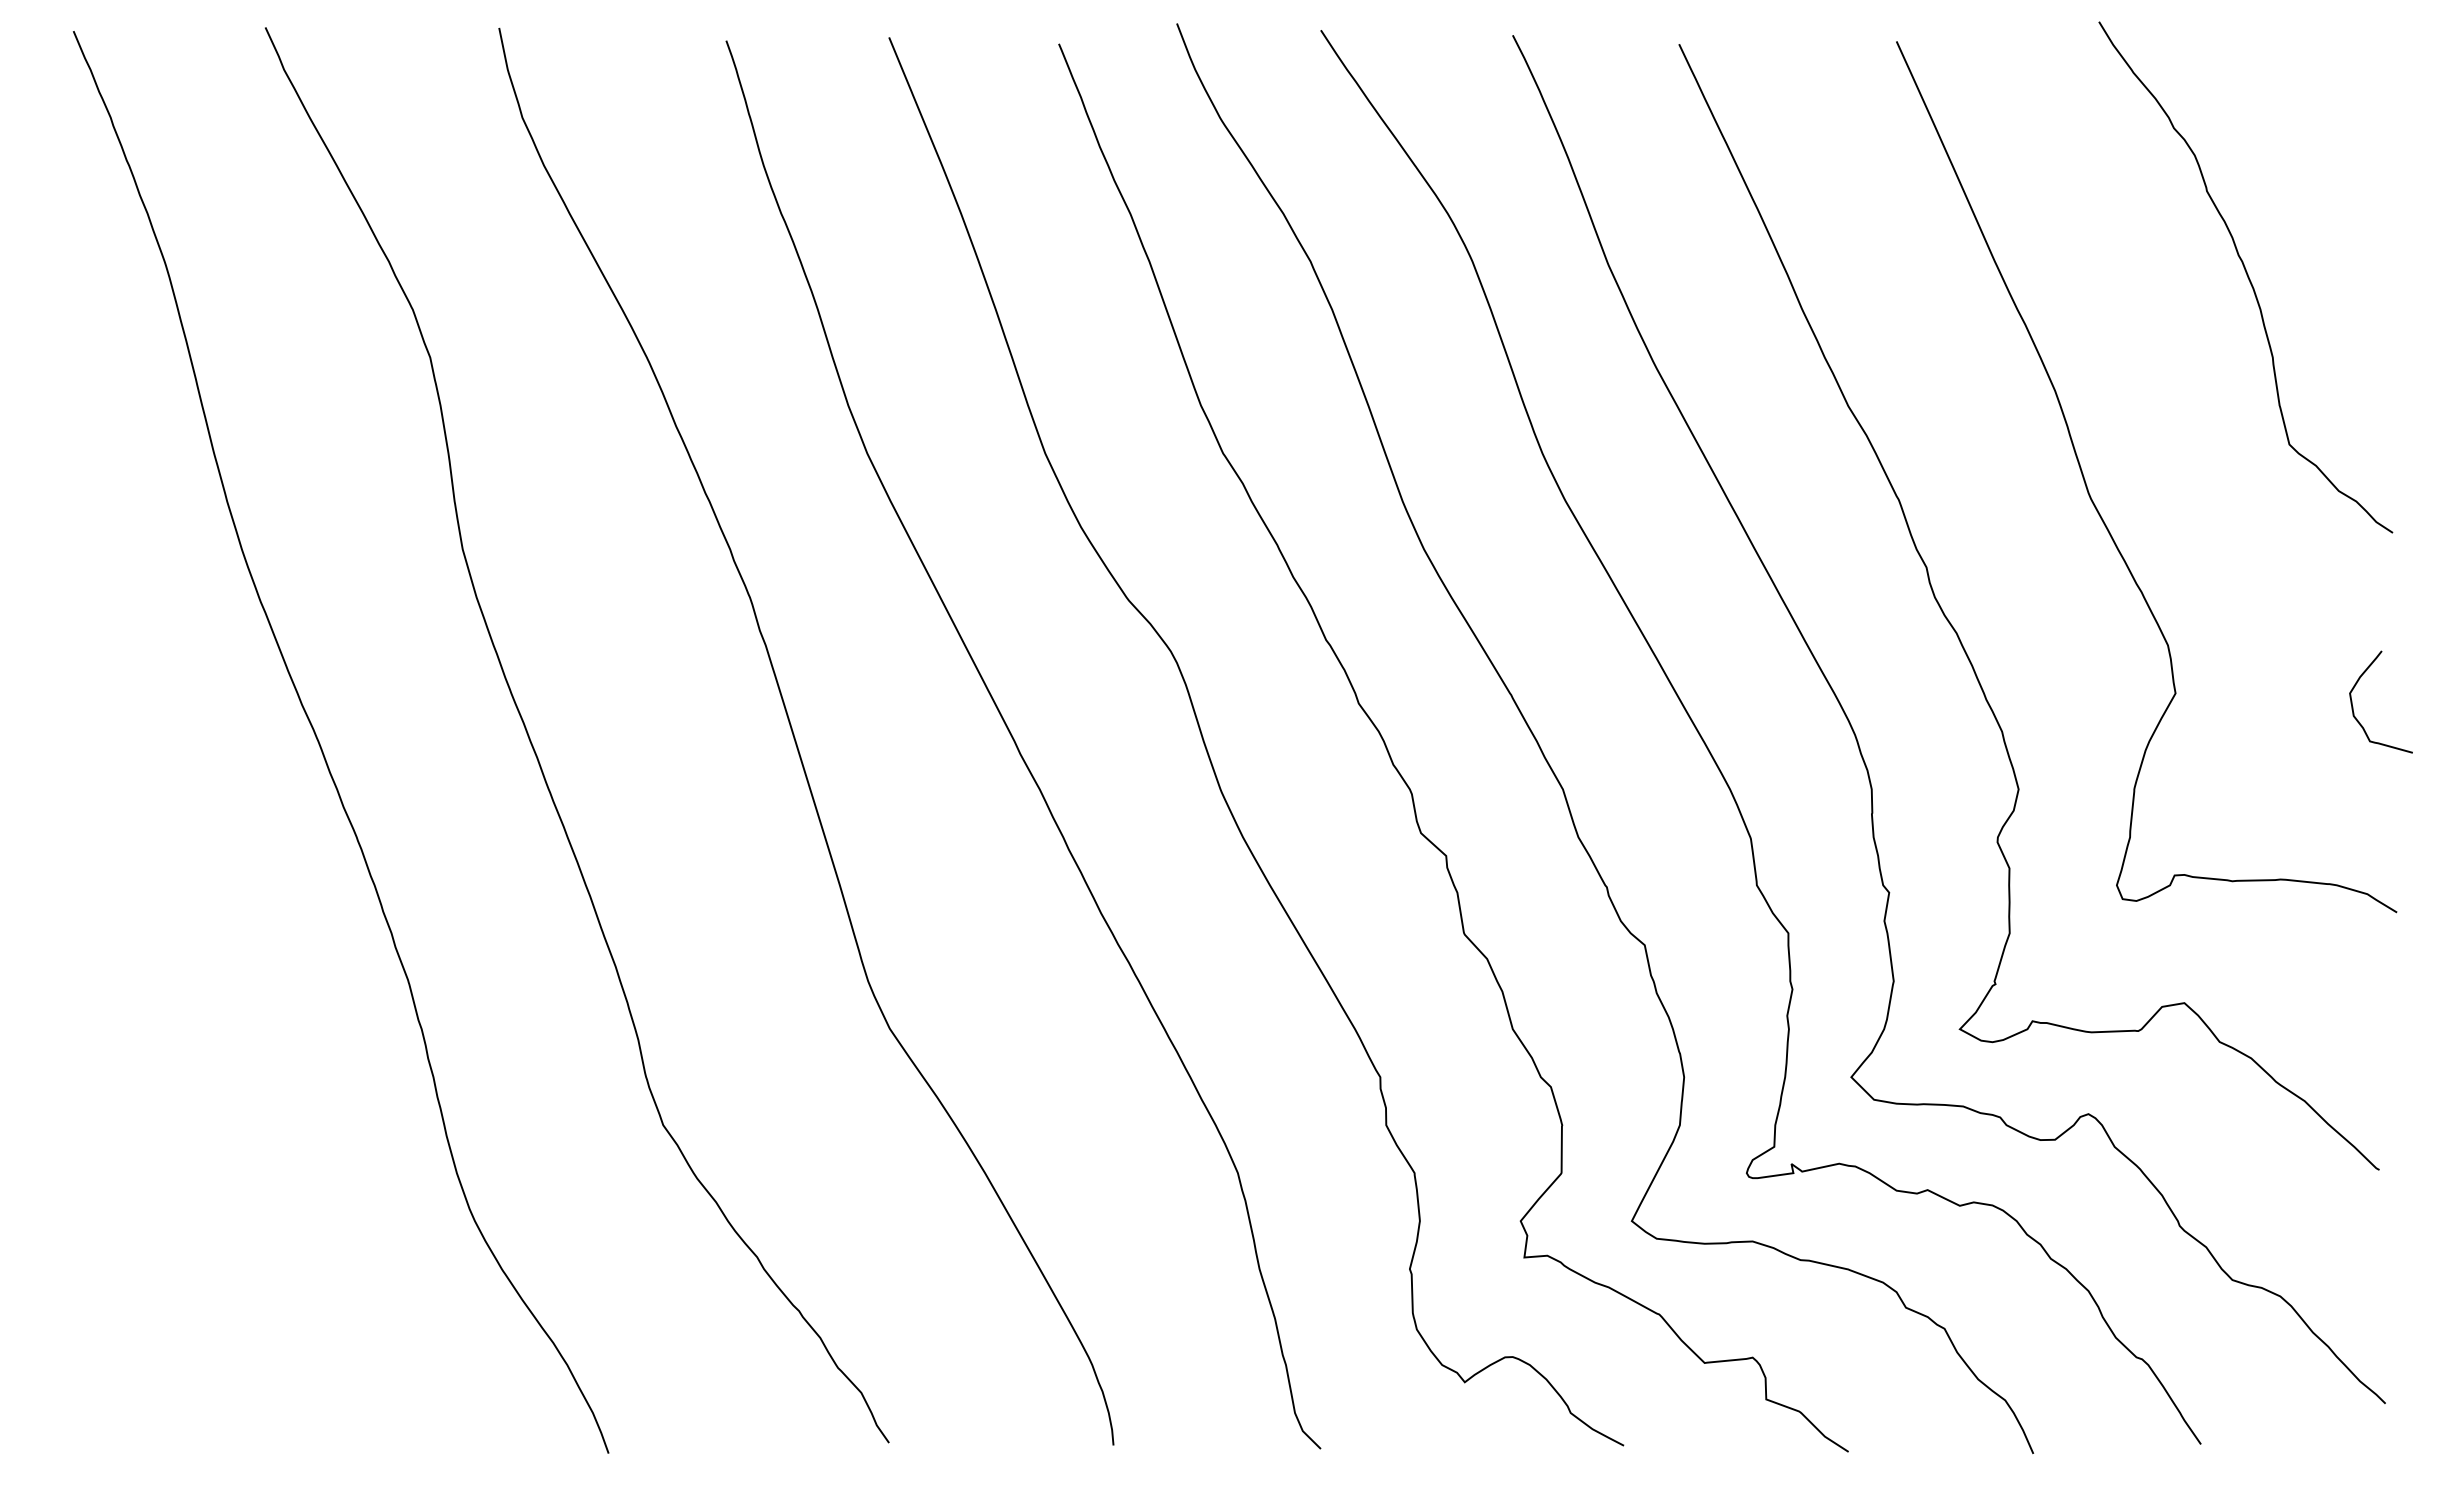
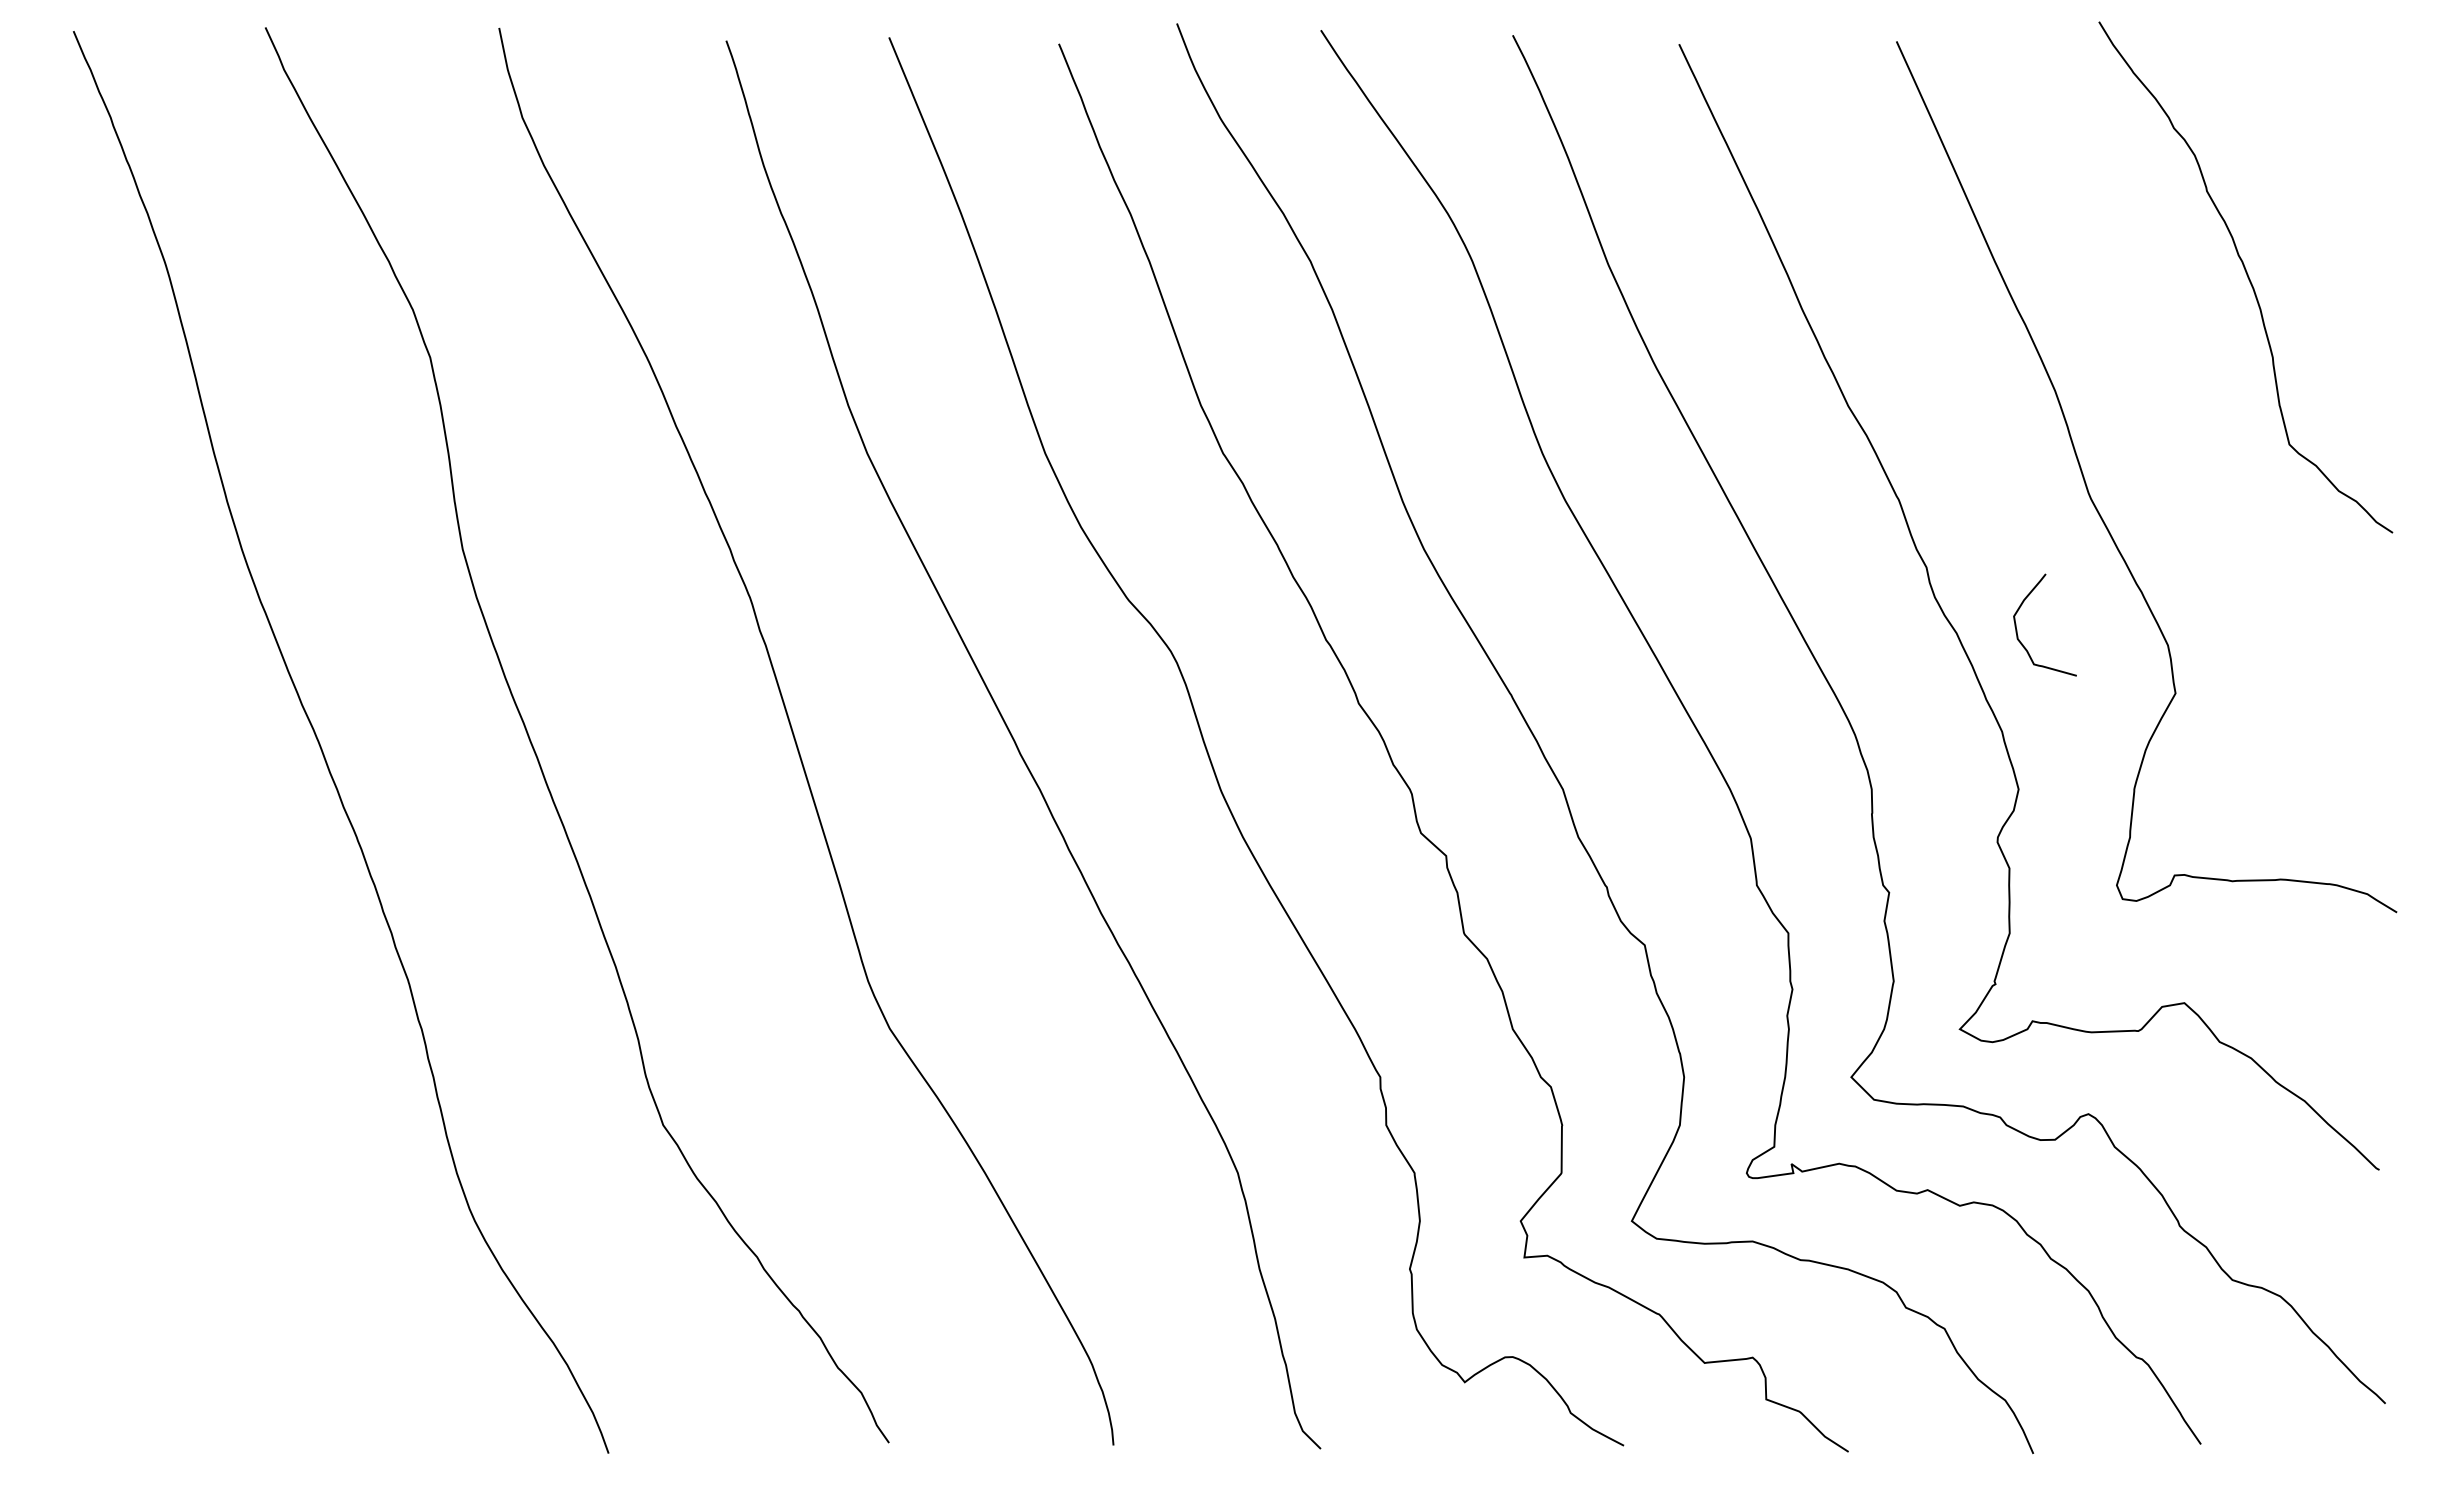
curve position: (2353, 706) -> (2017, 629) (2017, 629)
